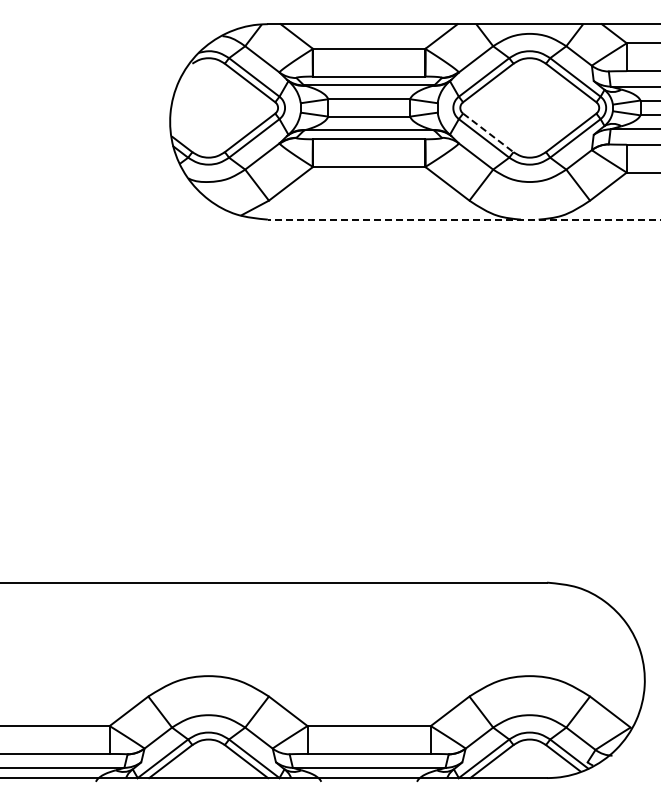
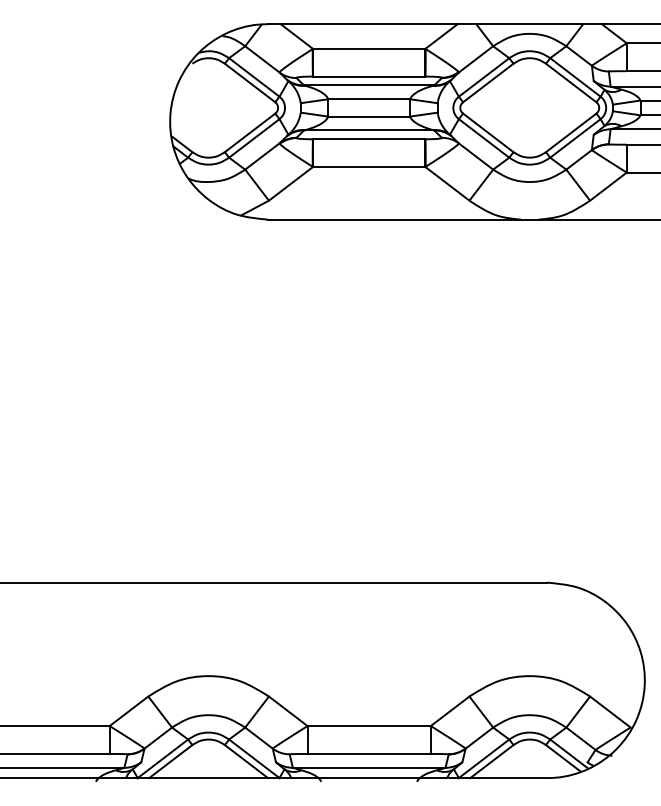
line: dashed -> solid (488, 132)
line: dashed -> solid (463, 219)
